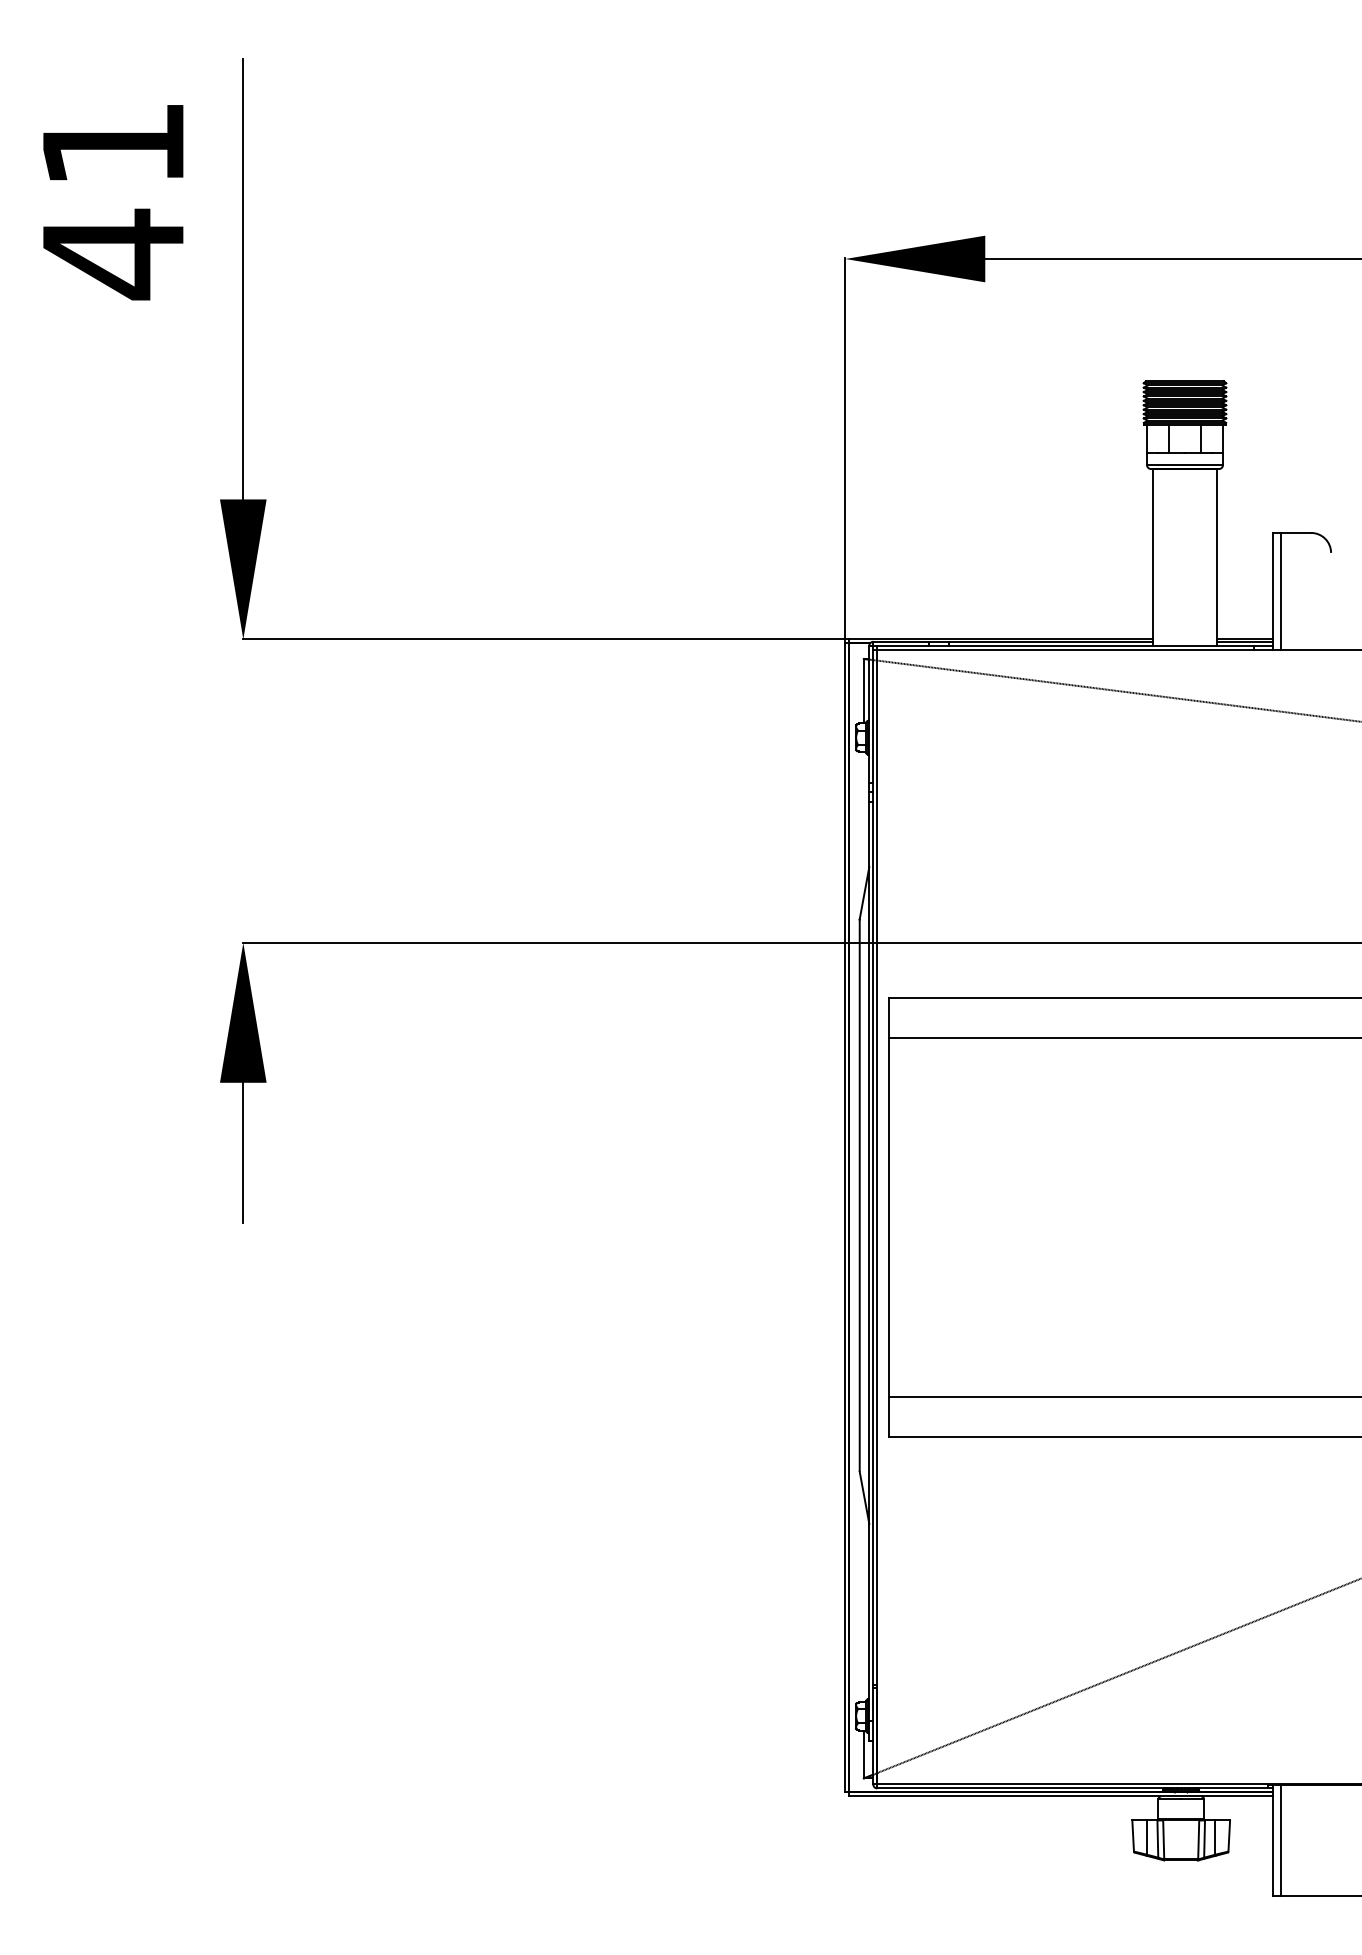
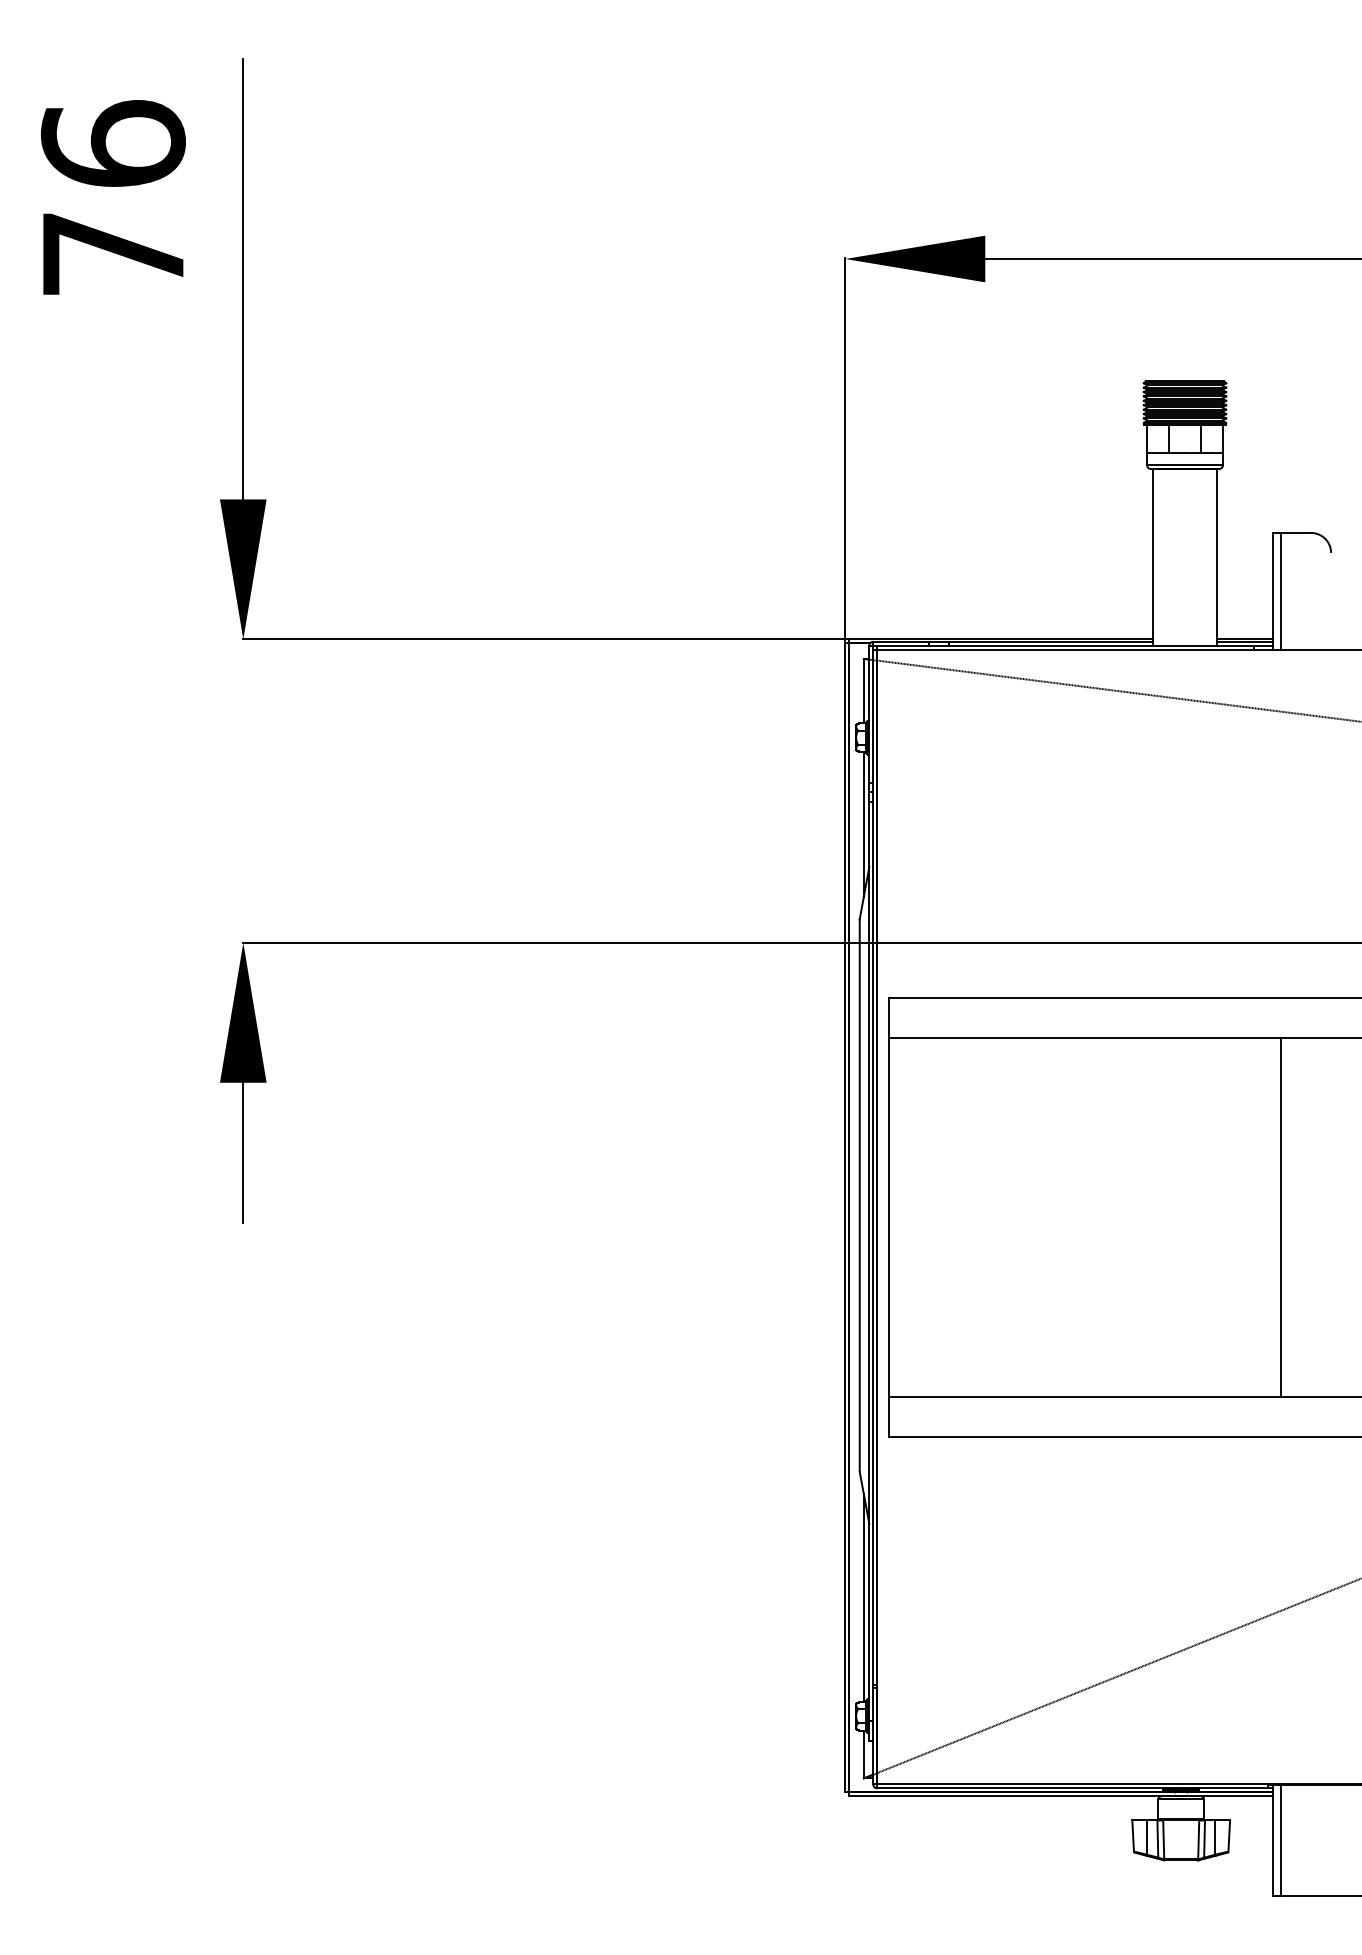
text: 41 -> 76 (112, 200)
line: none -> present (863, 824)
line: none -> present (1281, 1217)
line: none -> present (863, 1597)
